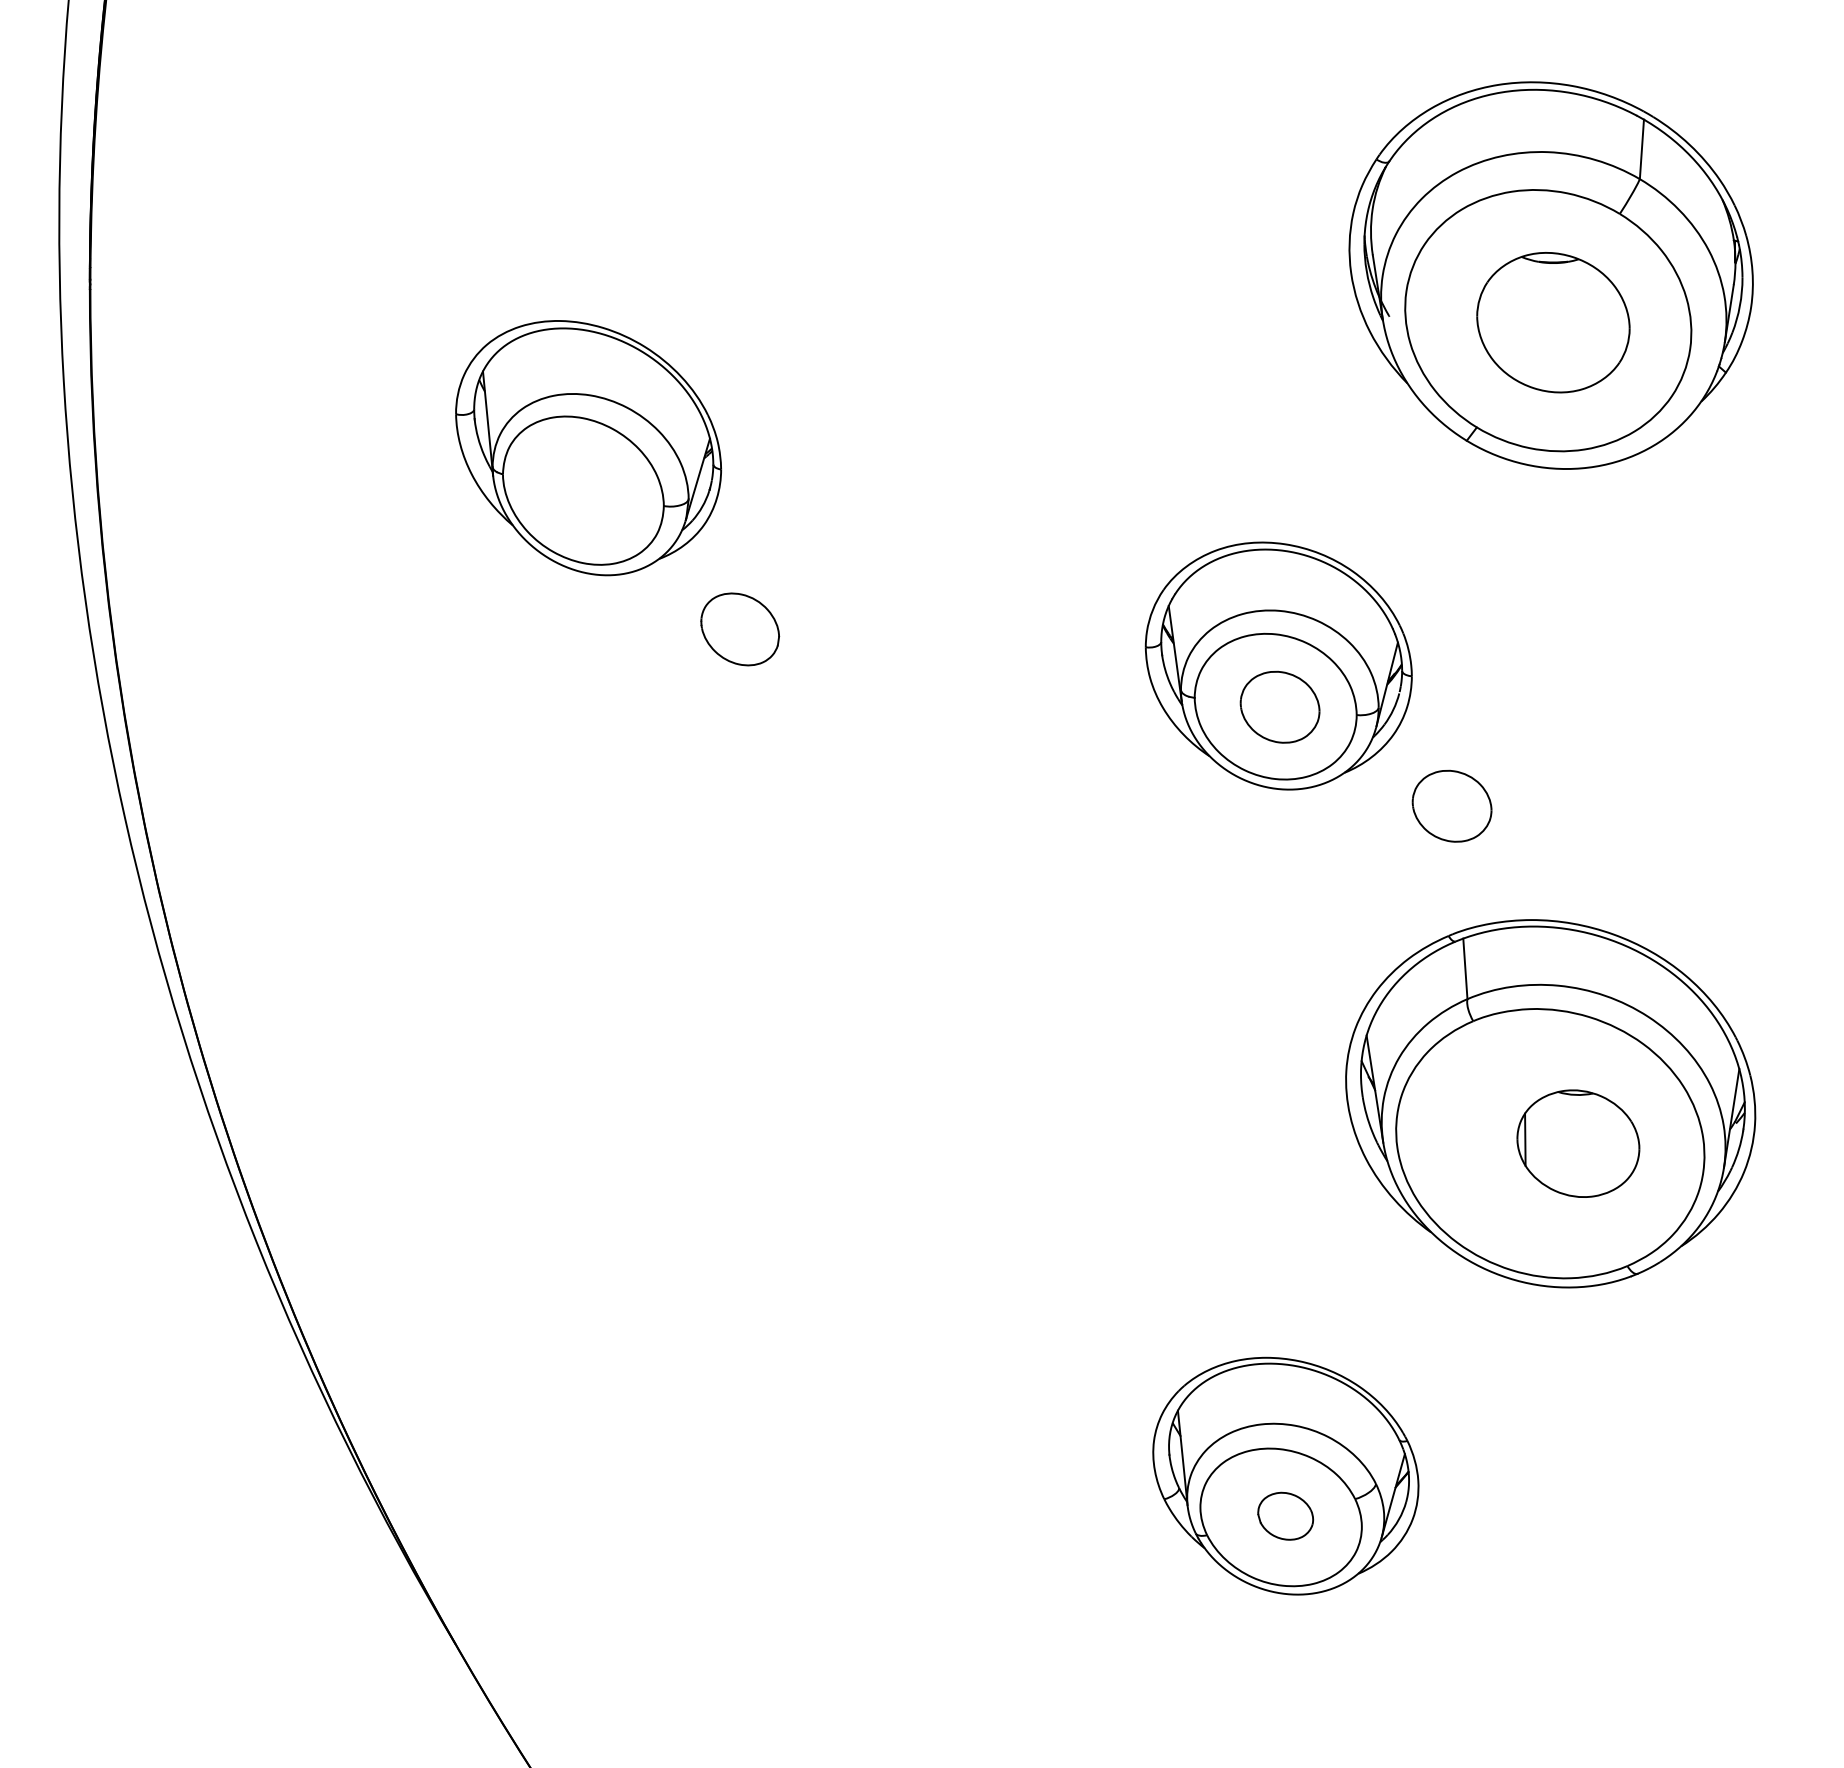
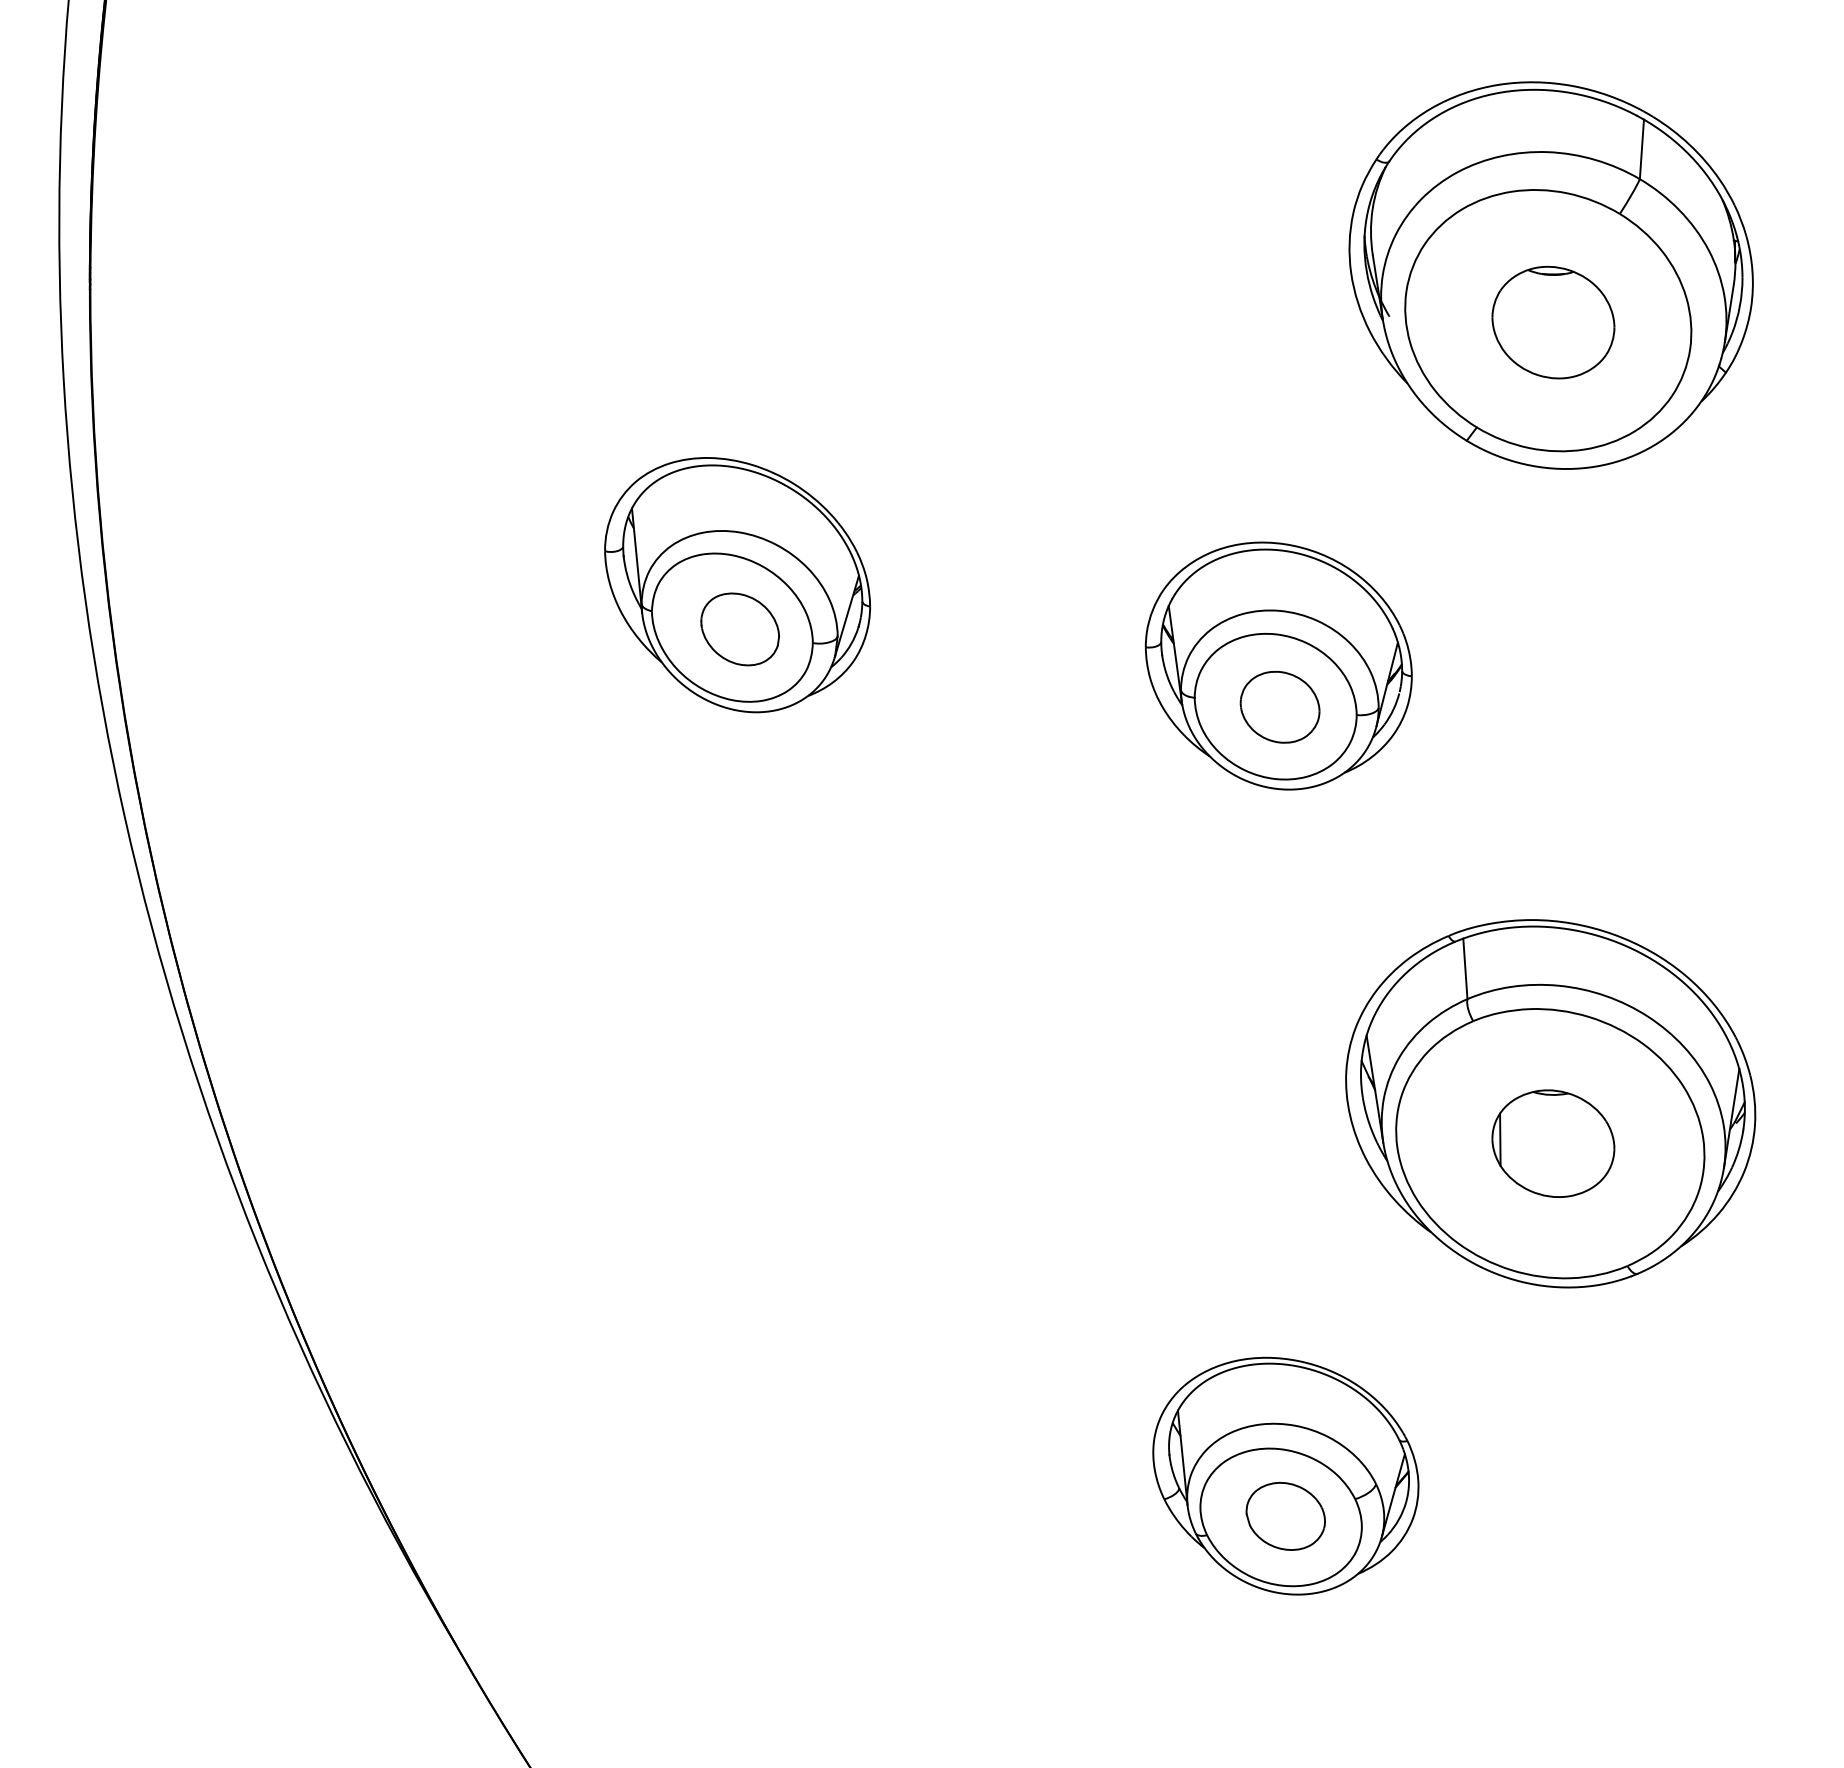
part size: 155x142 px -> 125x115 px (1553, 322)
part position: (588, 448) -> (737, 585) (737, 585)
part: present -> none (1451, 805)
part position: (1578, 1143) -> (1553, 1143) (1553, 1143)
part size: 58x50 px -> 81x70 px (1285, 1515)
